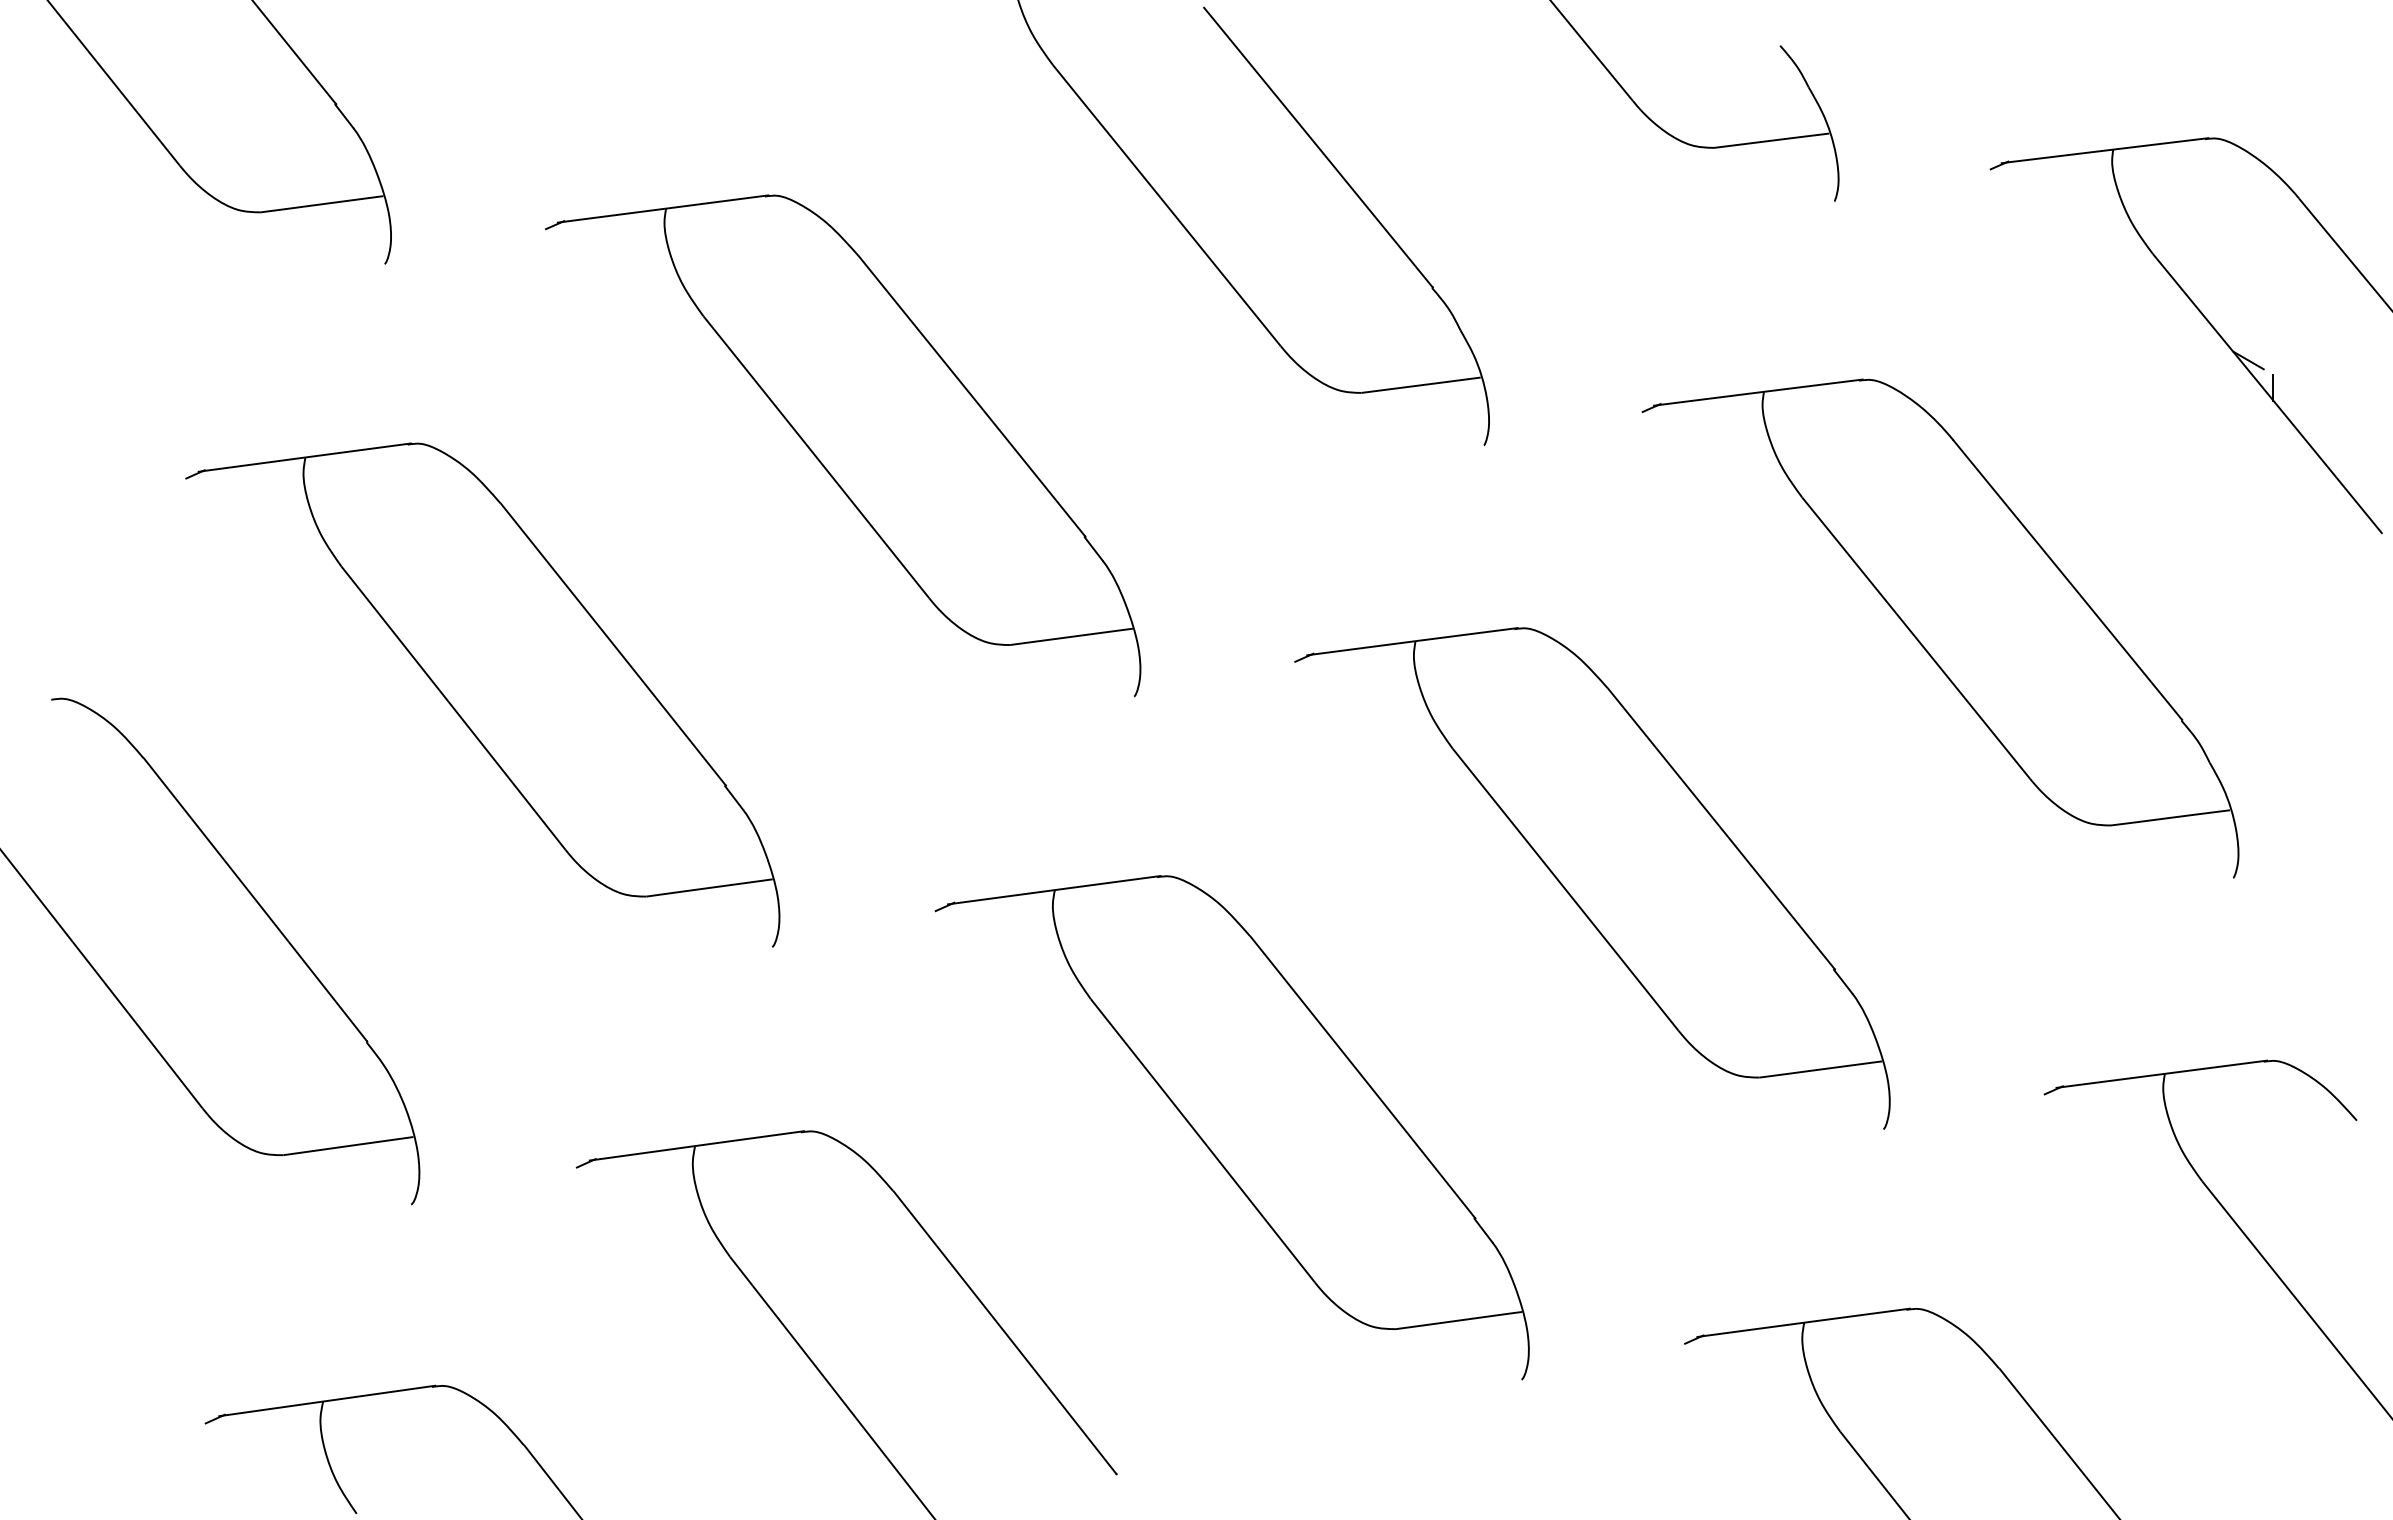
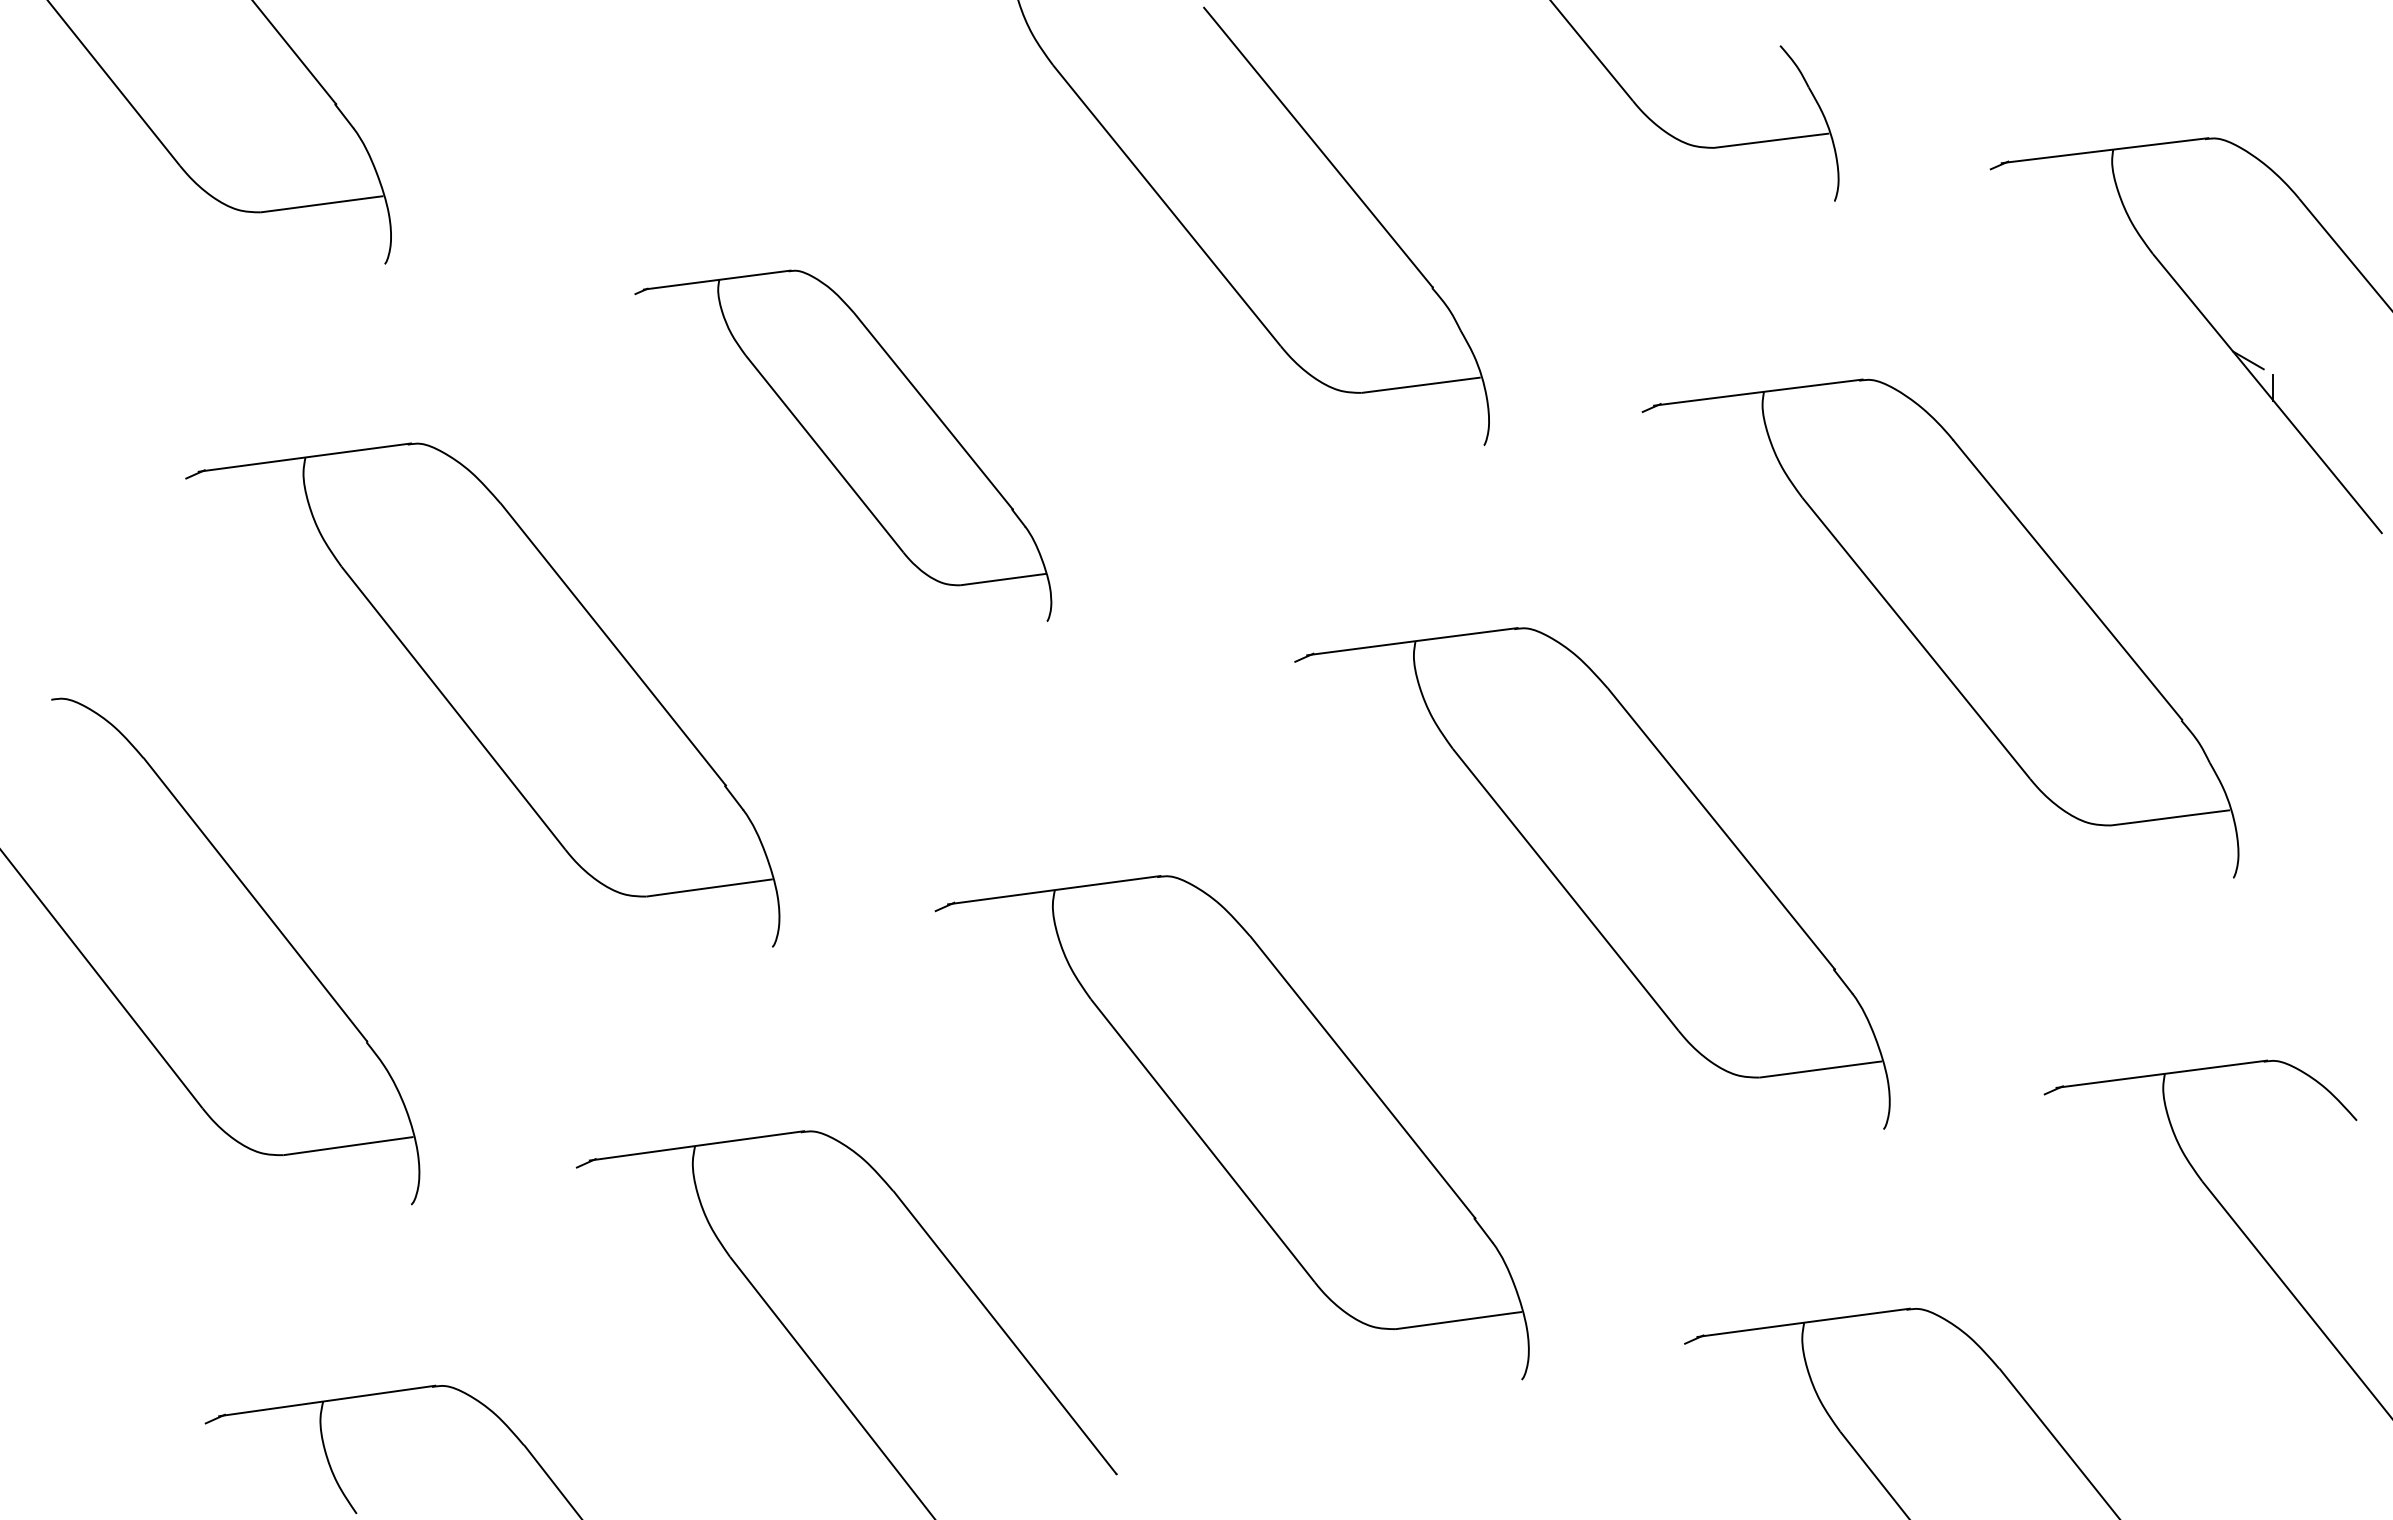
part size: 597x504 px -> 419x353 px (843, 445)
